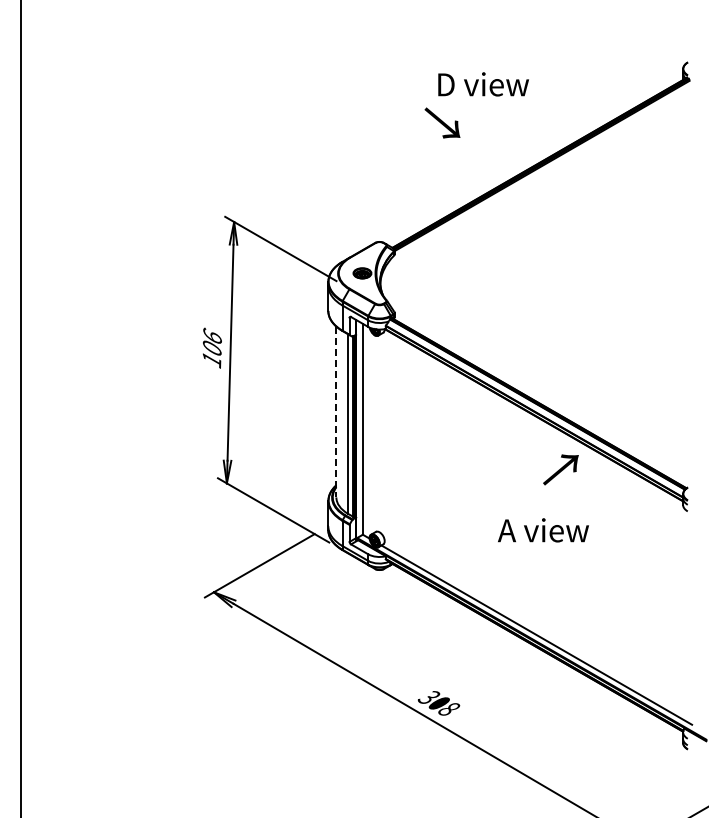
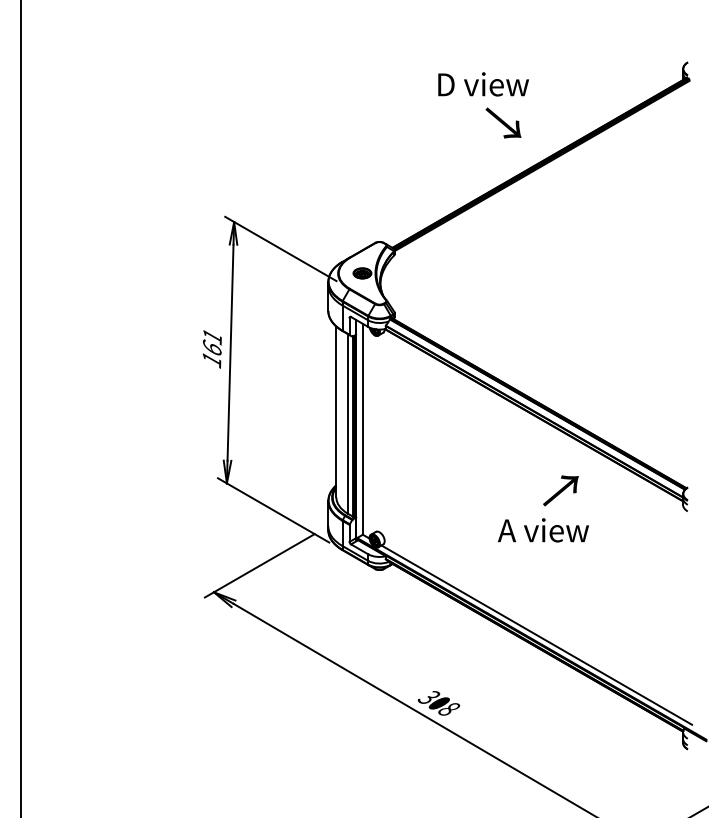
text position: (442, 122) -> (503, 122) (503, 122)
text: 106 -> 161 (212, 341)
line: dashed -> solid (336, 412)
text position: (560, 469) -> (560, 490) (560, 490)
